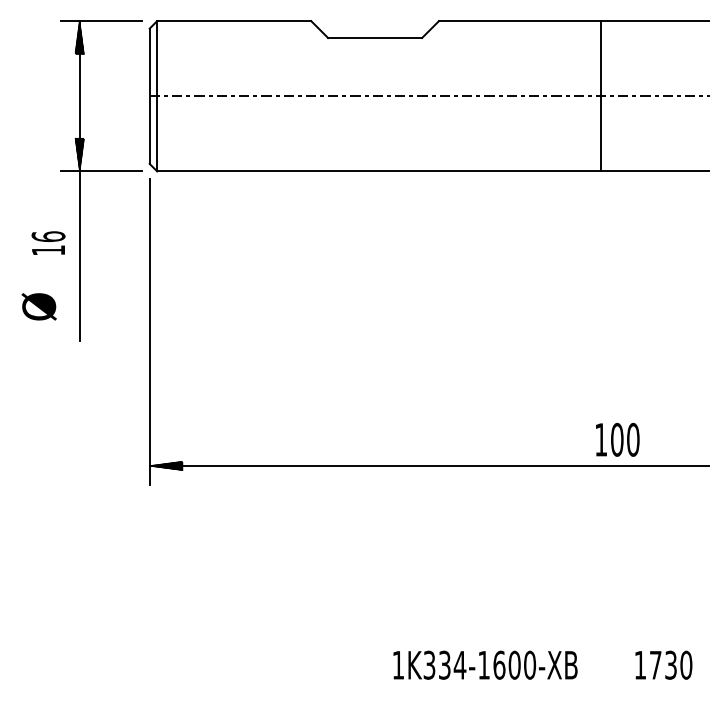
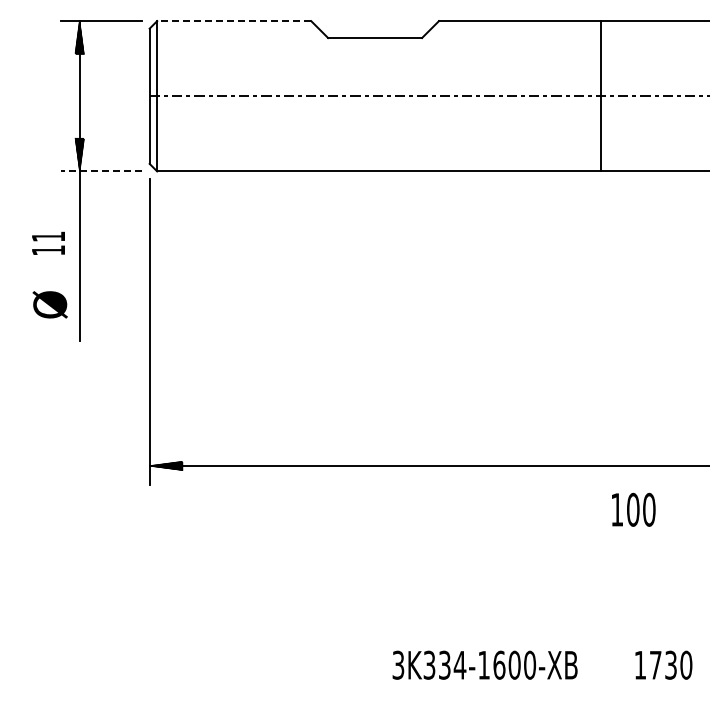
line: solid -> dashed (233, 21)
line: solid -> dashed (101, 171)
text: 16 -> 11 (48, 236)
text position: (38, 306) -> (49, 304) (49, 304)
text position: (617, 439) -> (633, 509) (633, 509)
text: 1K334-1600-XB -> 3K334-1600-XB (398, 664)
